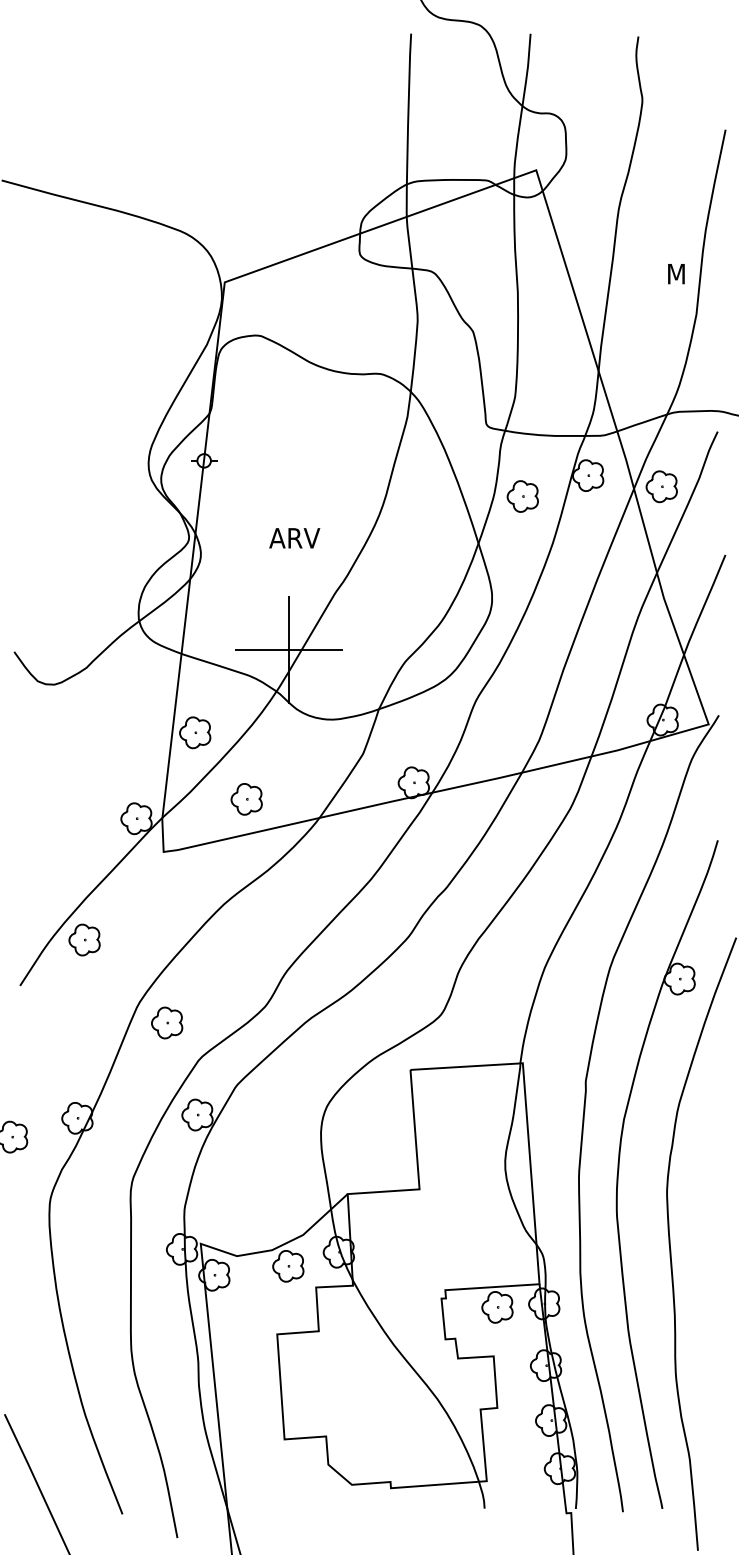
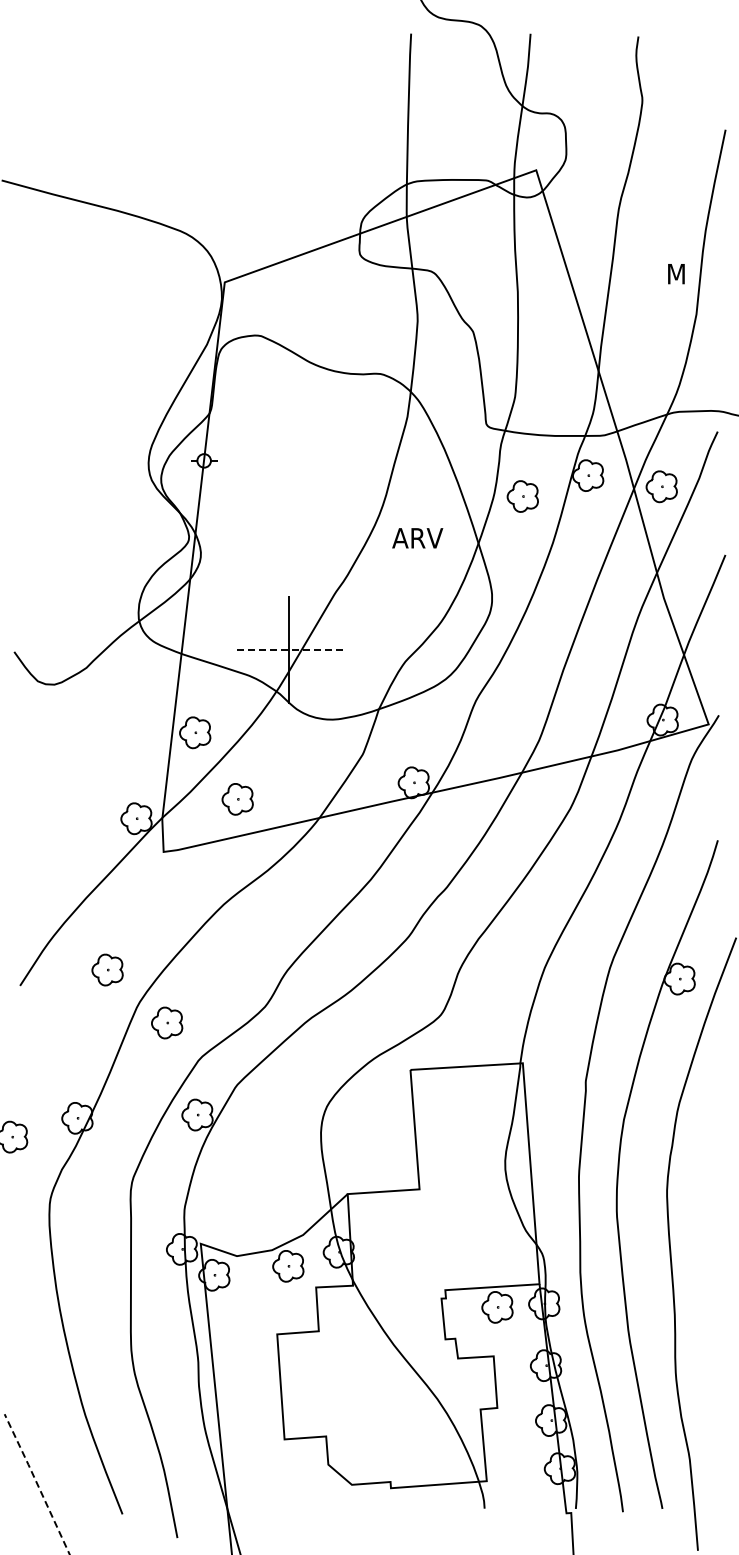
text position: (294, 538) -> (417, 538) (417, 538)
line: solid -> dashed (288, 649)
part position: (246, 799) -> (237, 799) (237, 799)
part position: (84, 939) -> (107, 969) (107, 969)
line: solid -> dashed (37, 1483)
